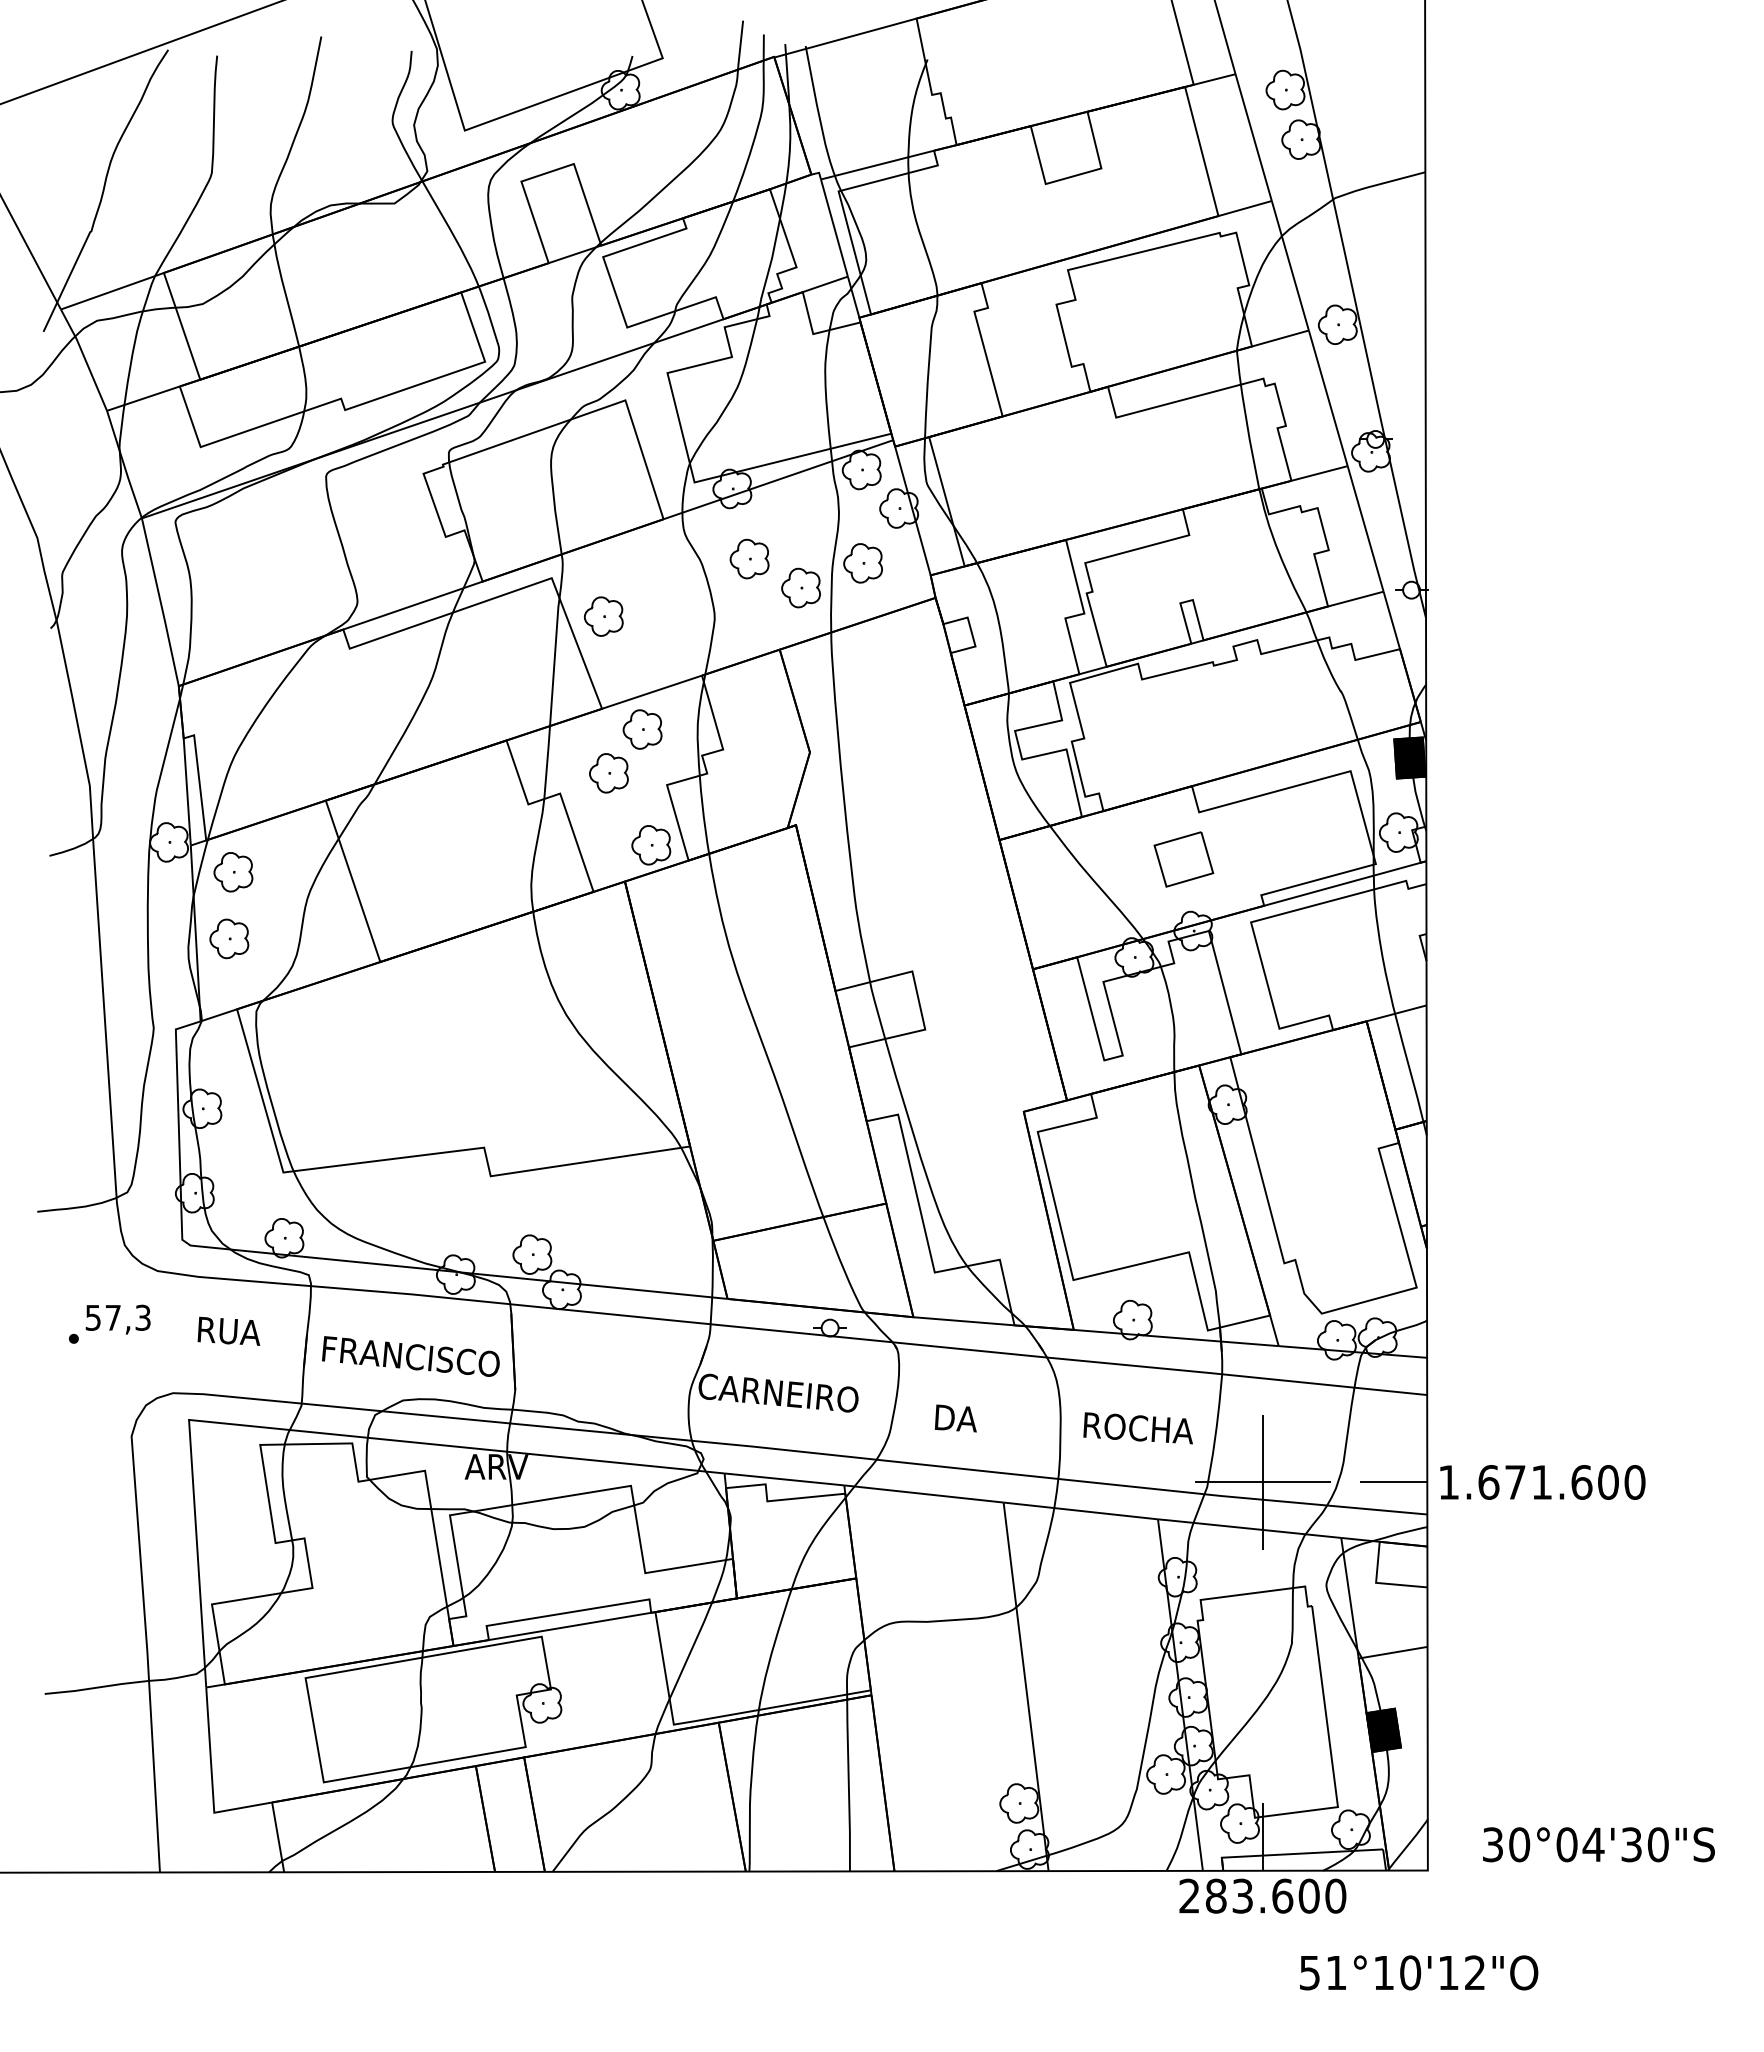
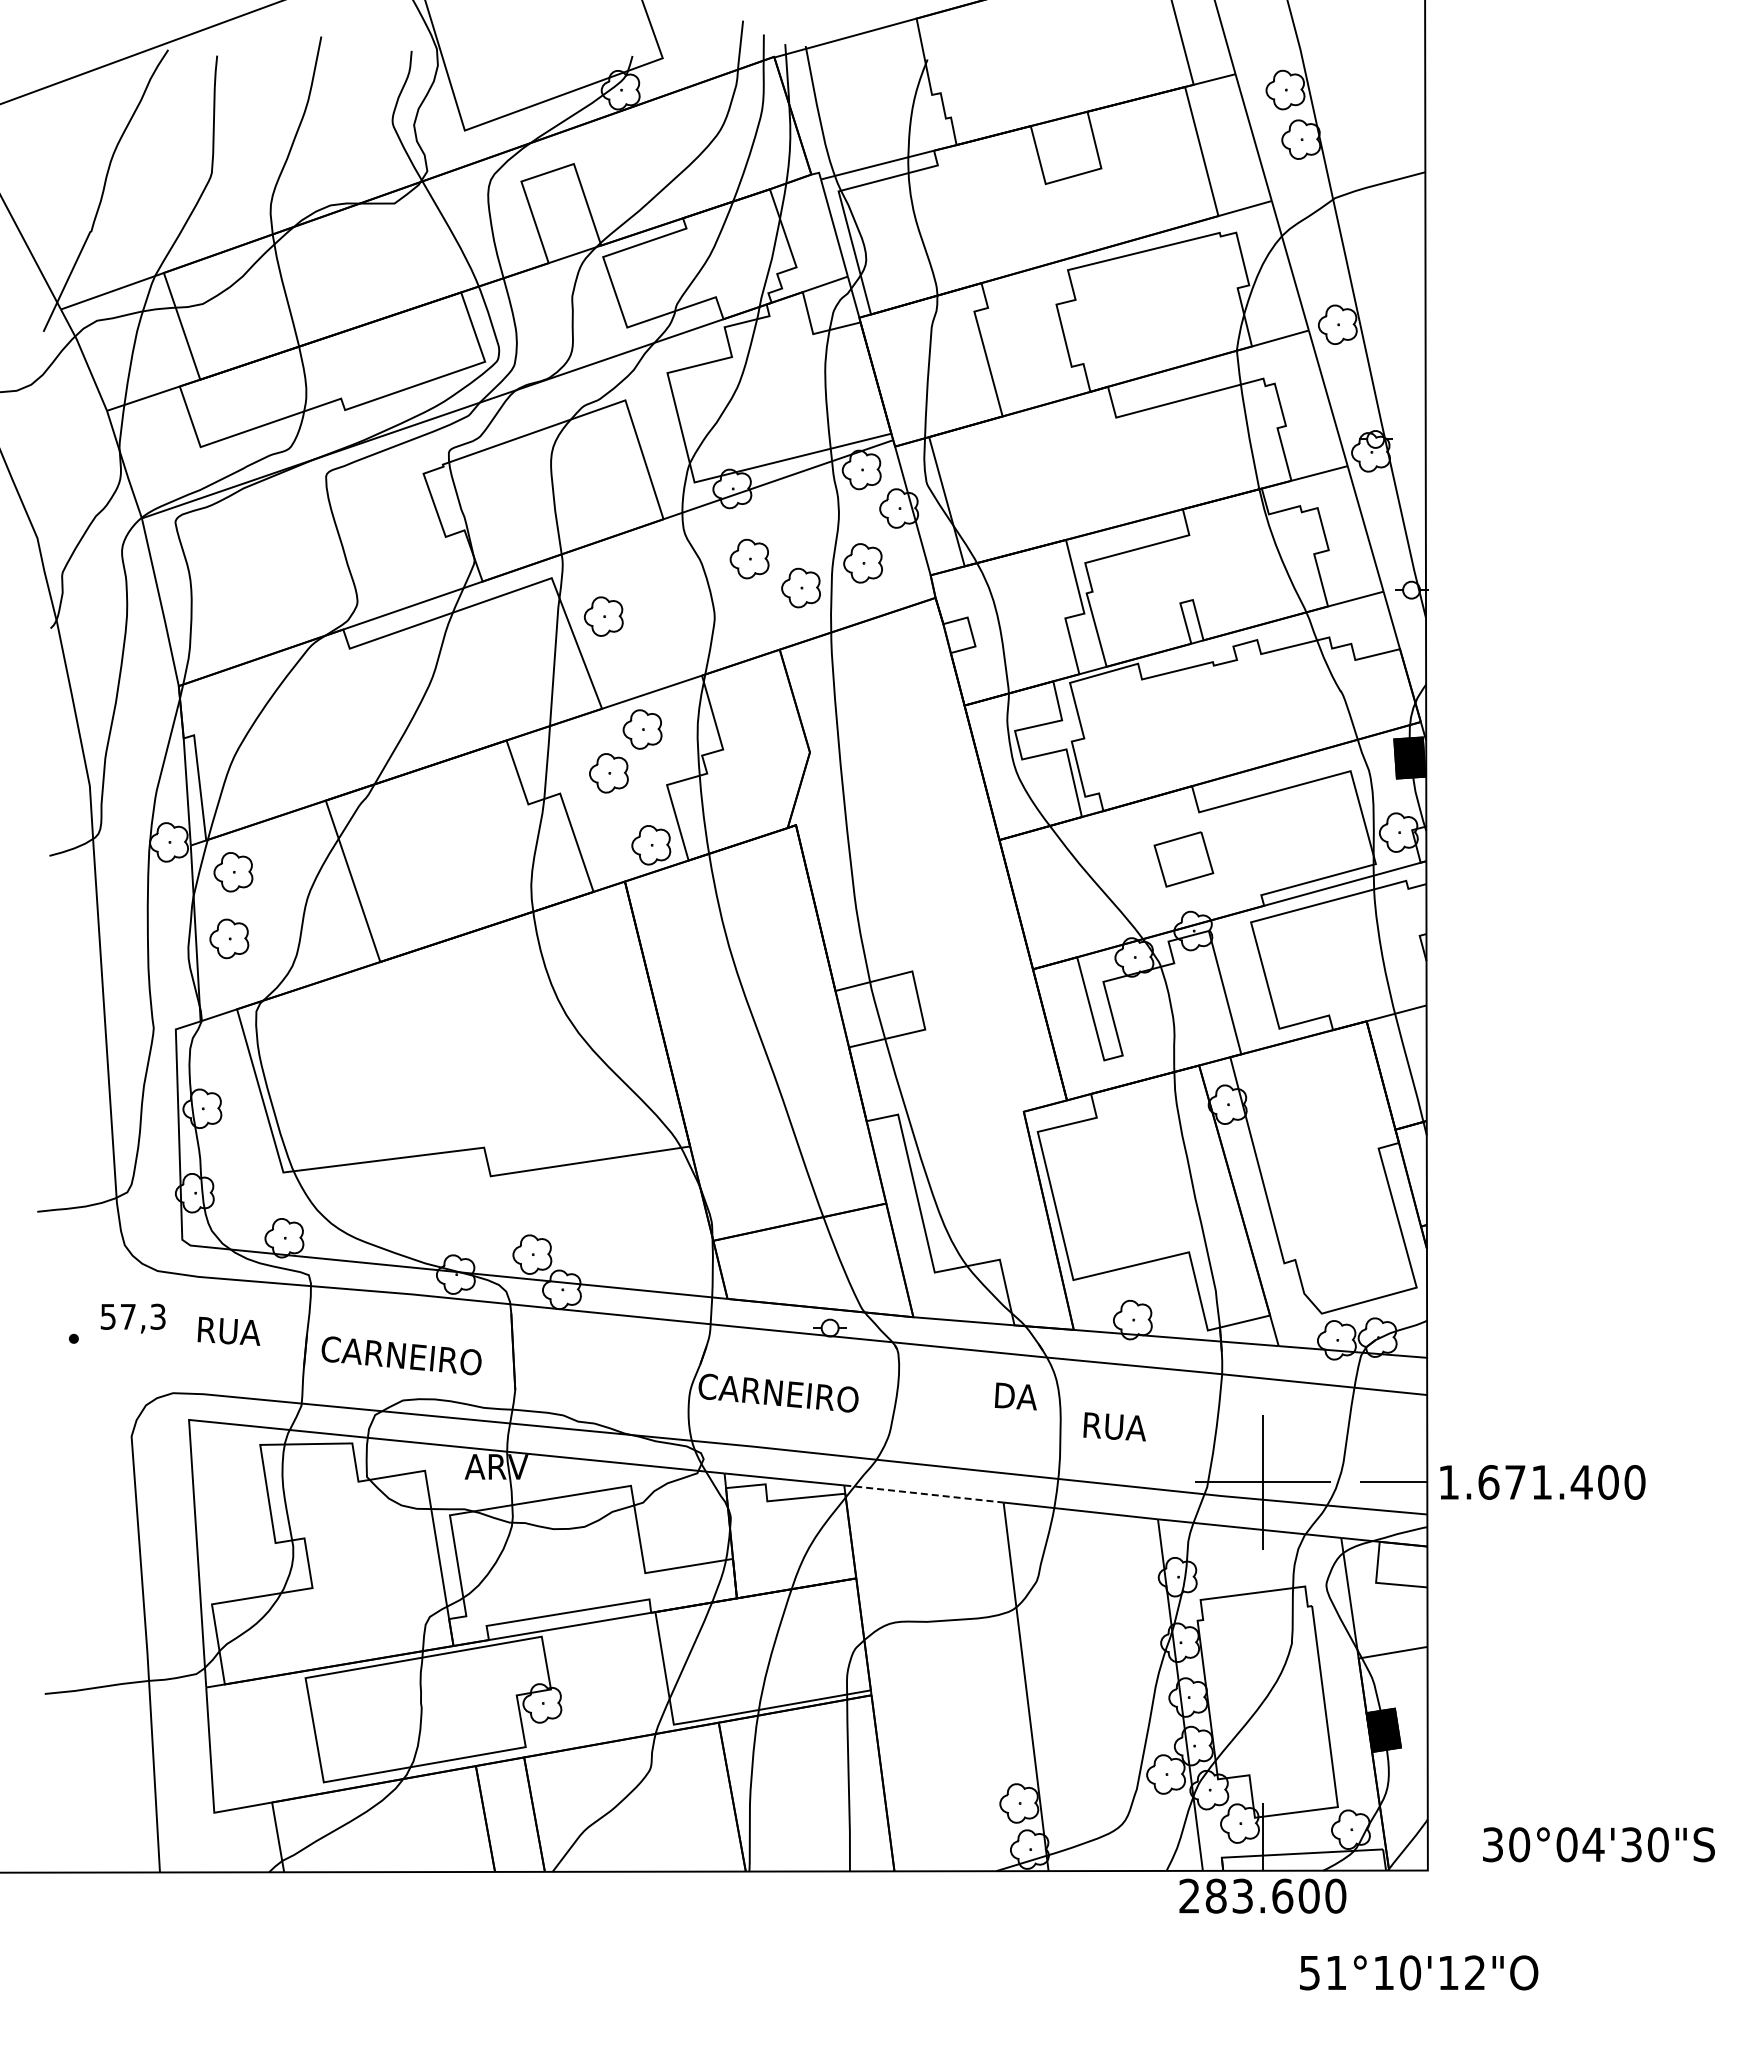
text position: (117, 1319) -> (132, 1318) (132, 1318)
text: FRANCISCO -> CARNEIRO (410, 1356)
text position: (955, 1418) -> (1015, 1396) (1015, 1396)
text: ROCHA -> RUA (1148, 1428)
text: 1.671.600 -> 1.671.400 (1581, 1482)
line: solid -> dashed (923, 1493)
